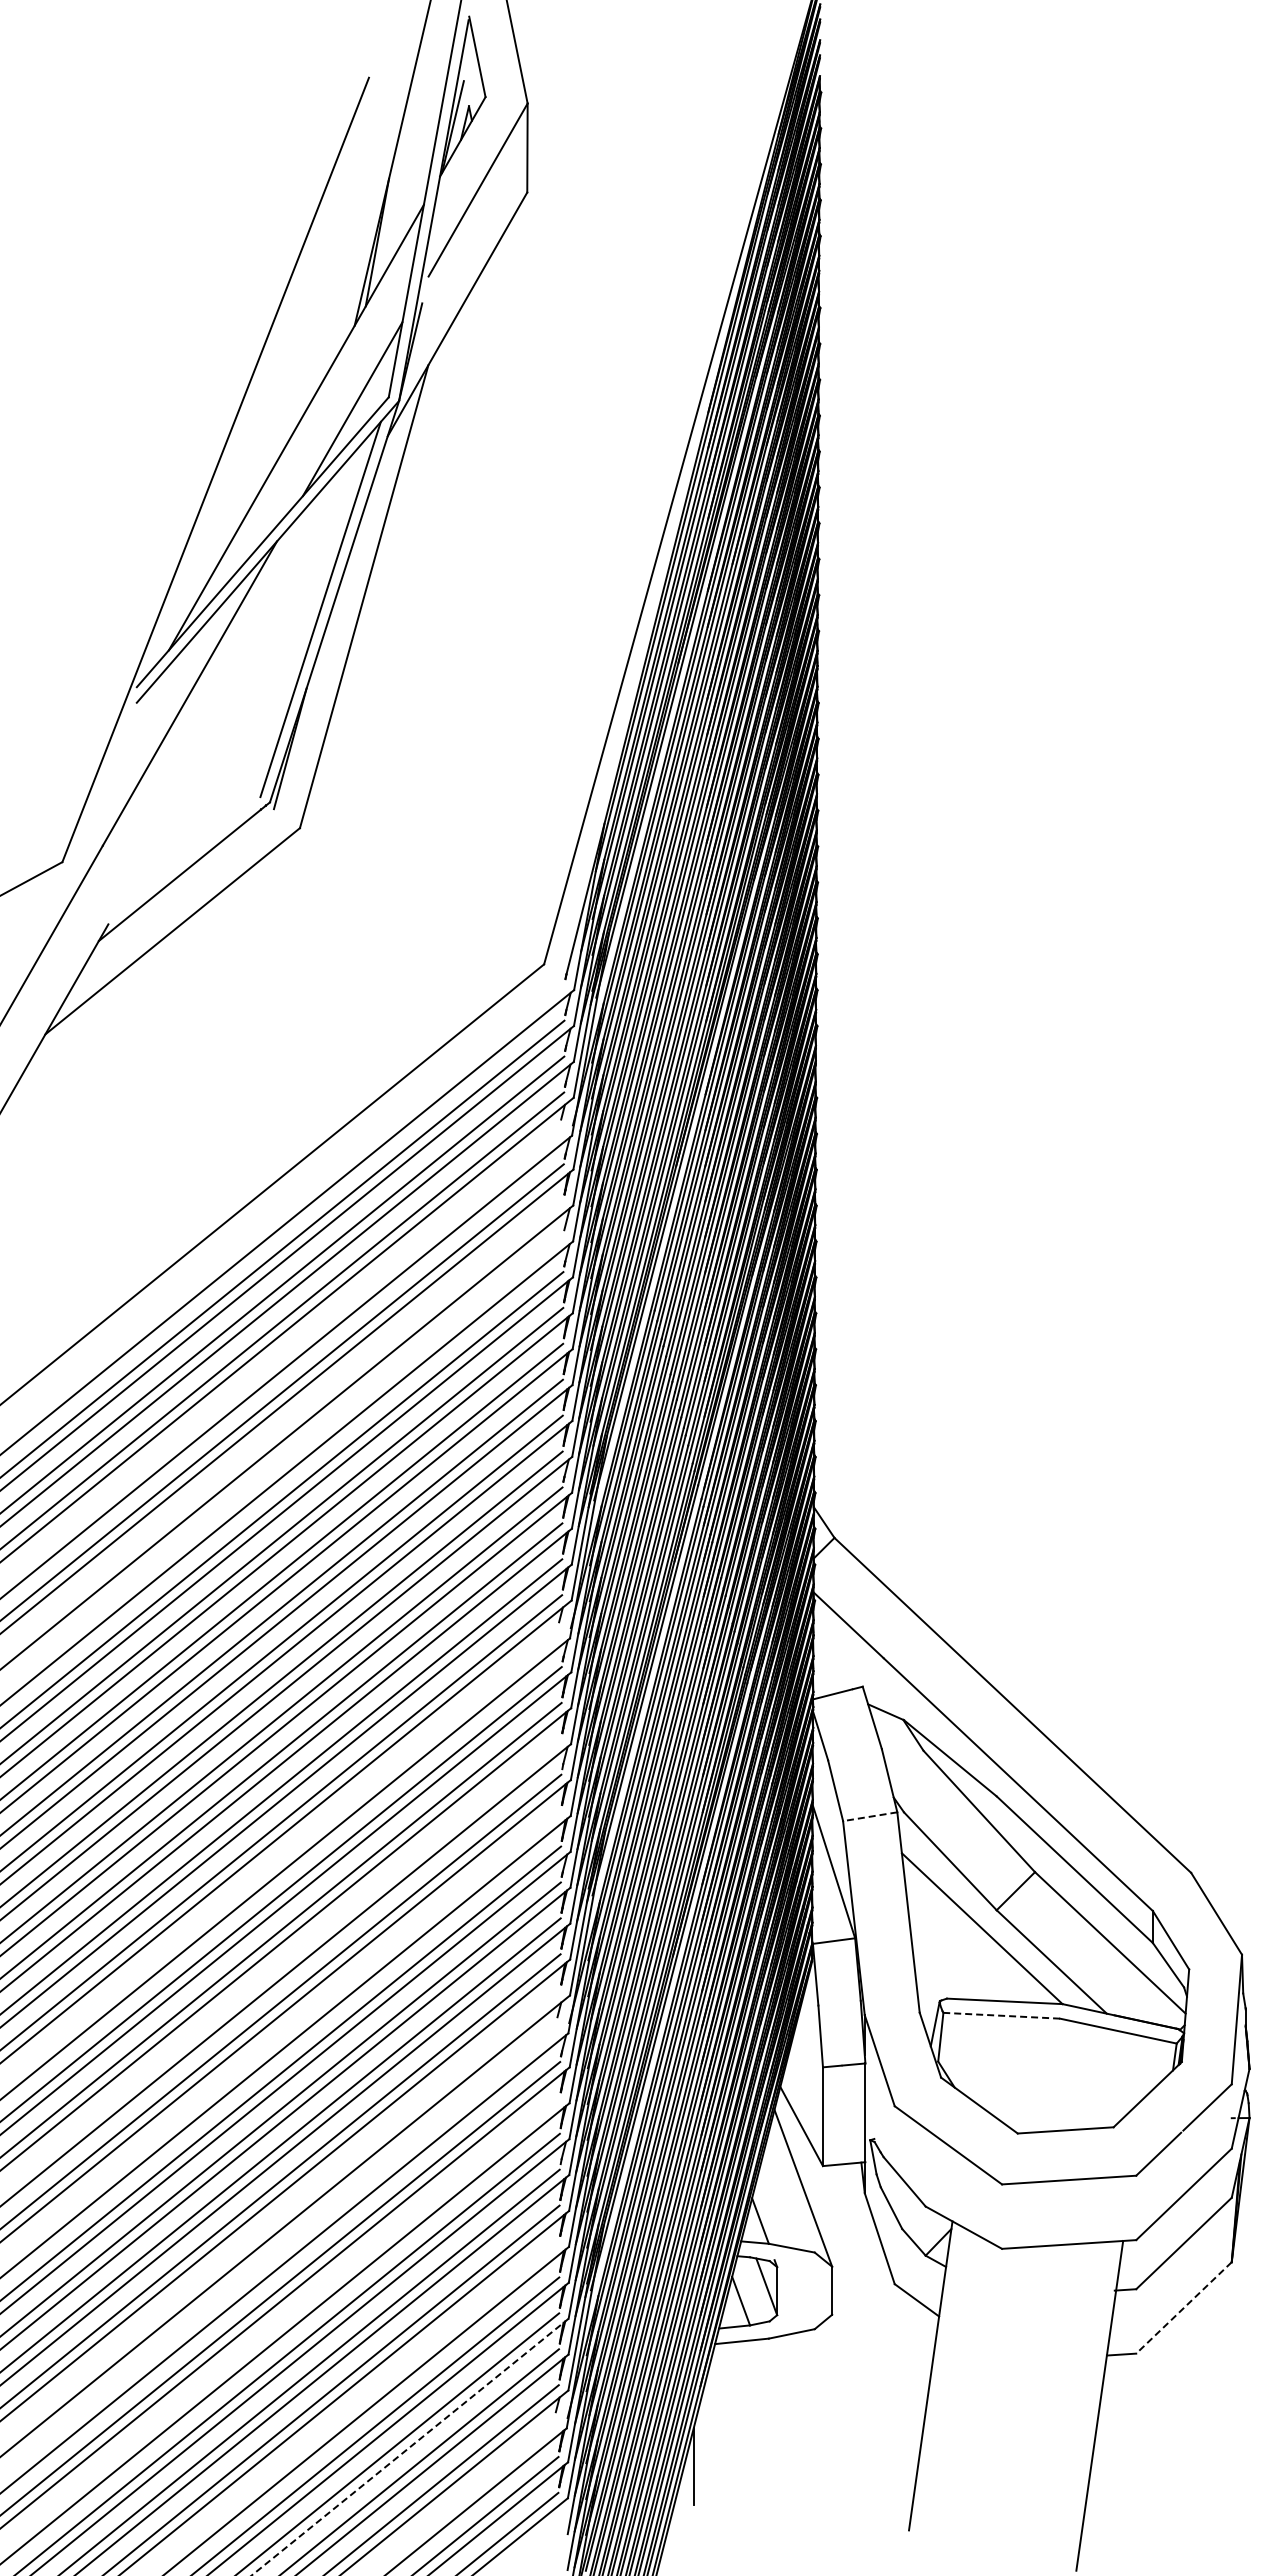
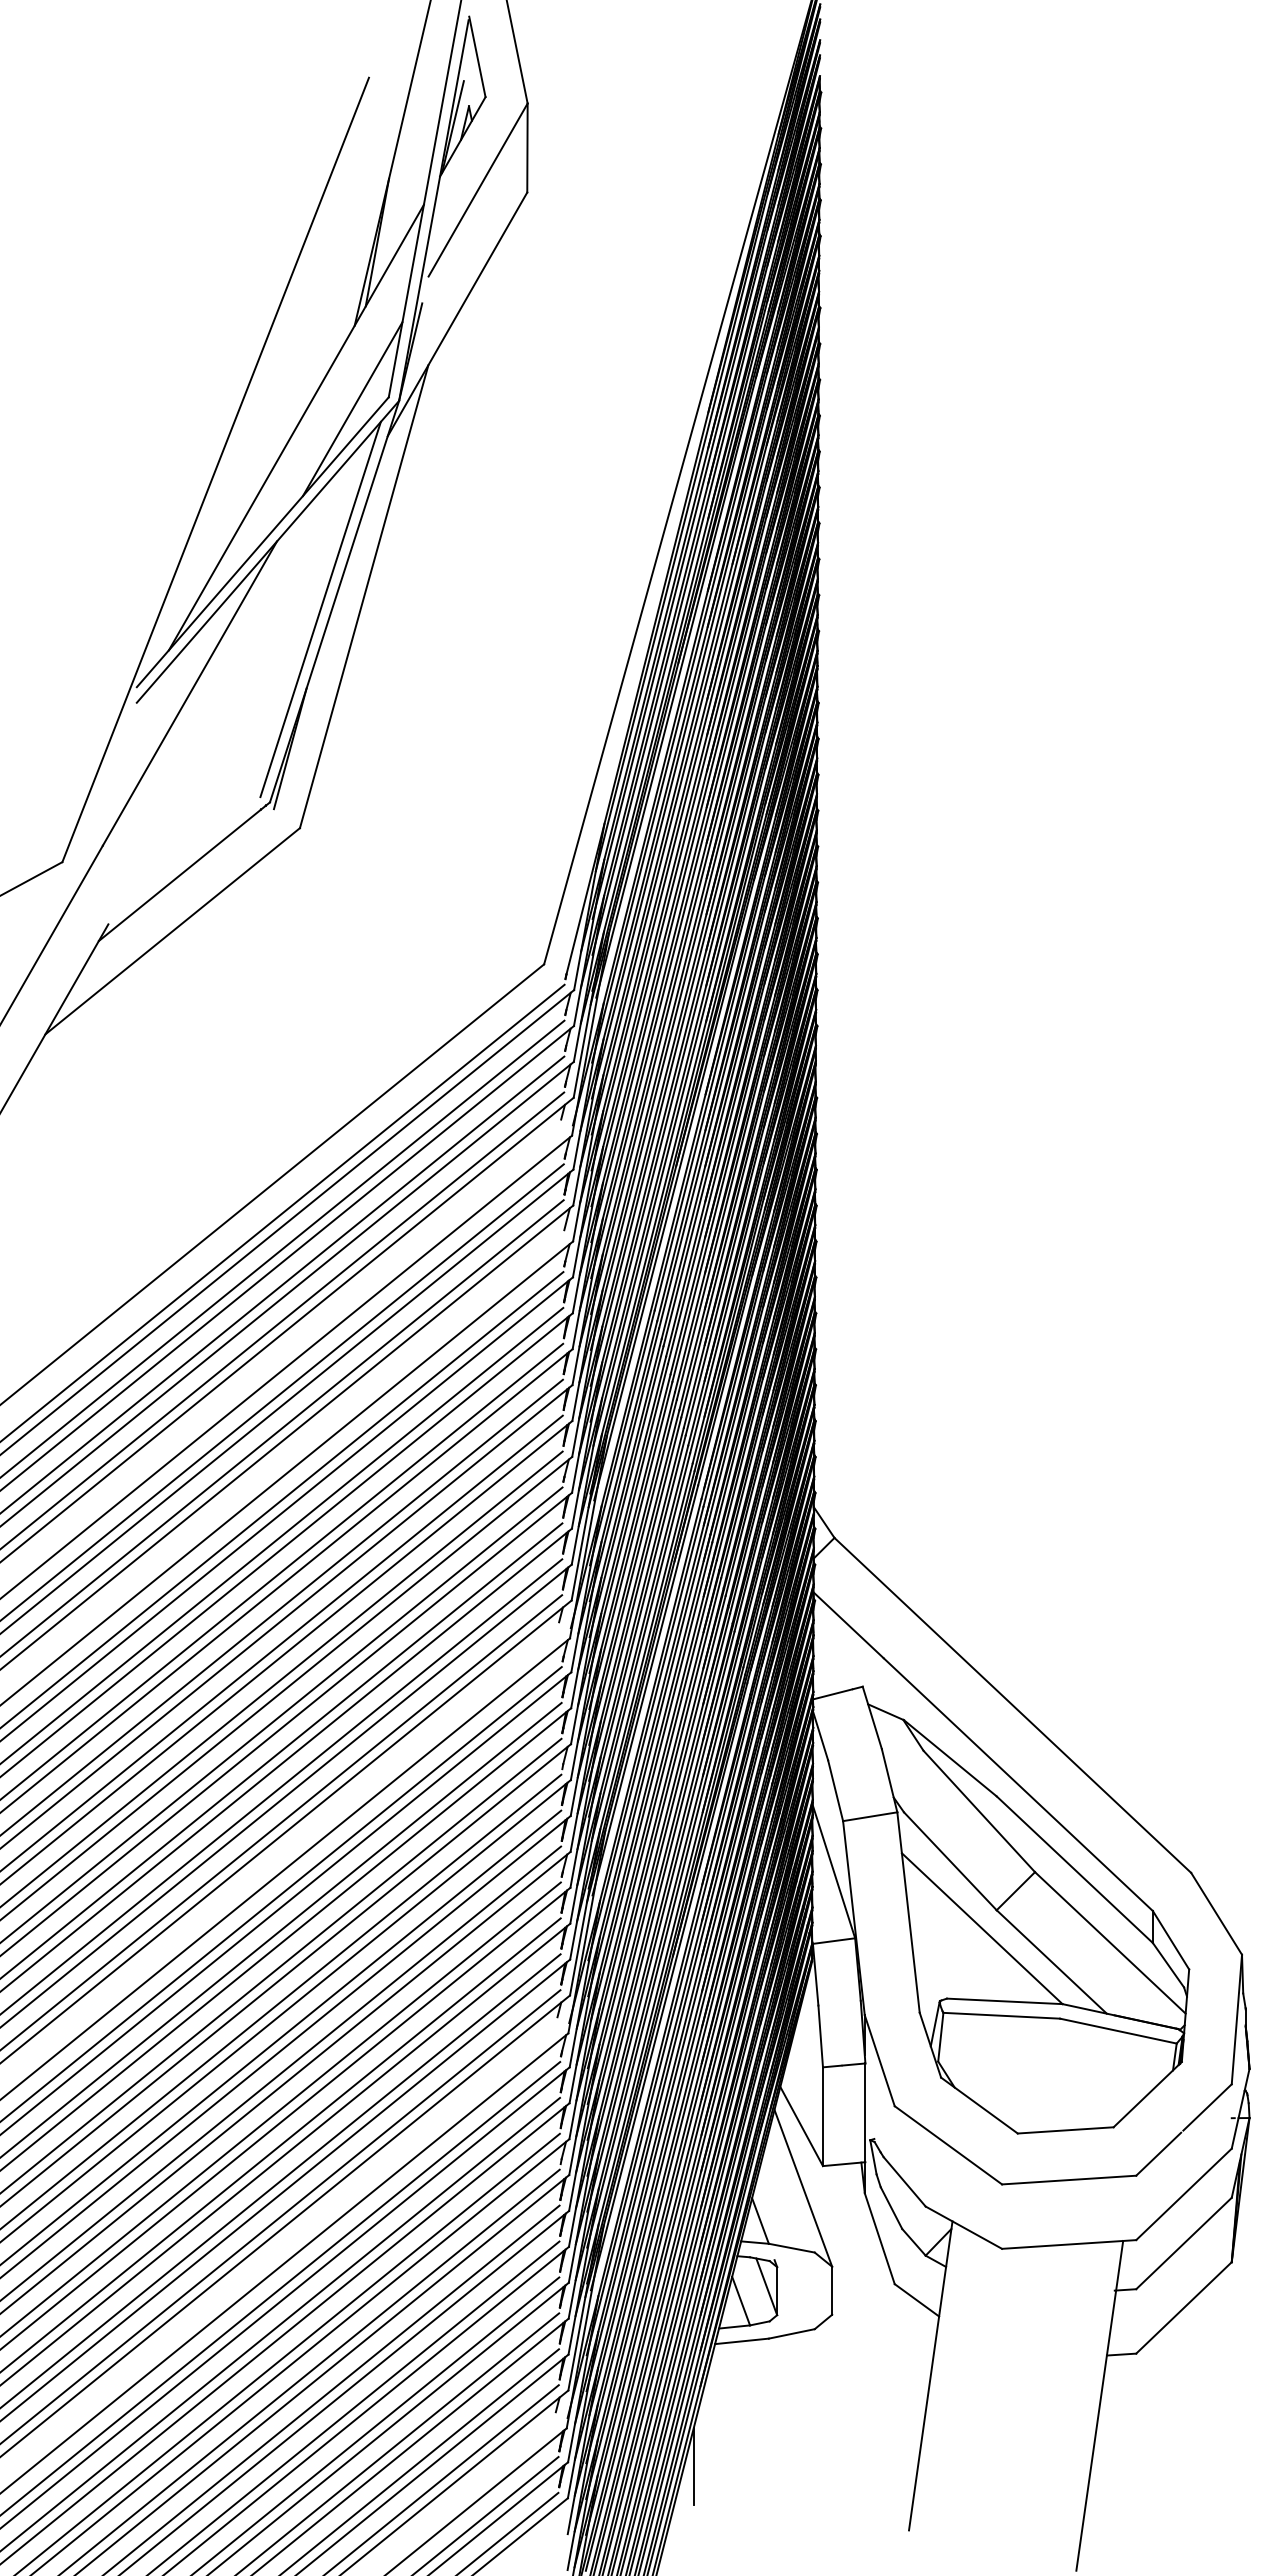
line: none -> present (283, 1212)
line: none -> present (282, 1427)
line: dashed -> solid (869, 1816)
line: none -> present (281, 1965)
line: dashed -> solid (1001, 2015)
line: none -> present (281, 2036)
line: none -> present (281, 2216)
line: dashed -> solid (1183, 2308)
line: none -> present (281, 2323)
line: none -> present (354, 2406)
line: dashed -> solid (410, 2447)
